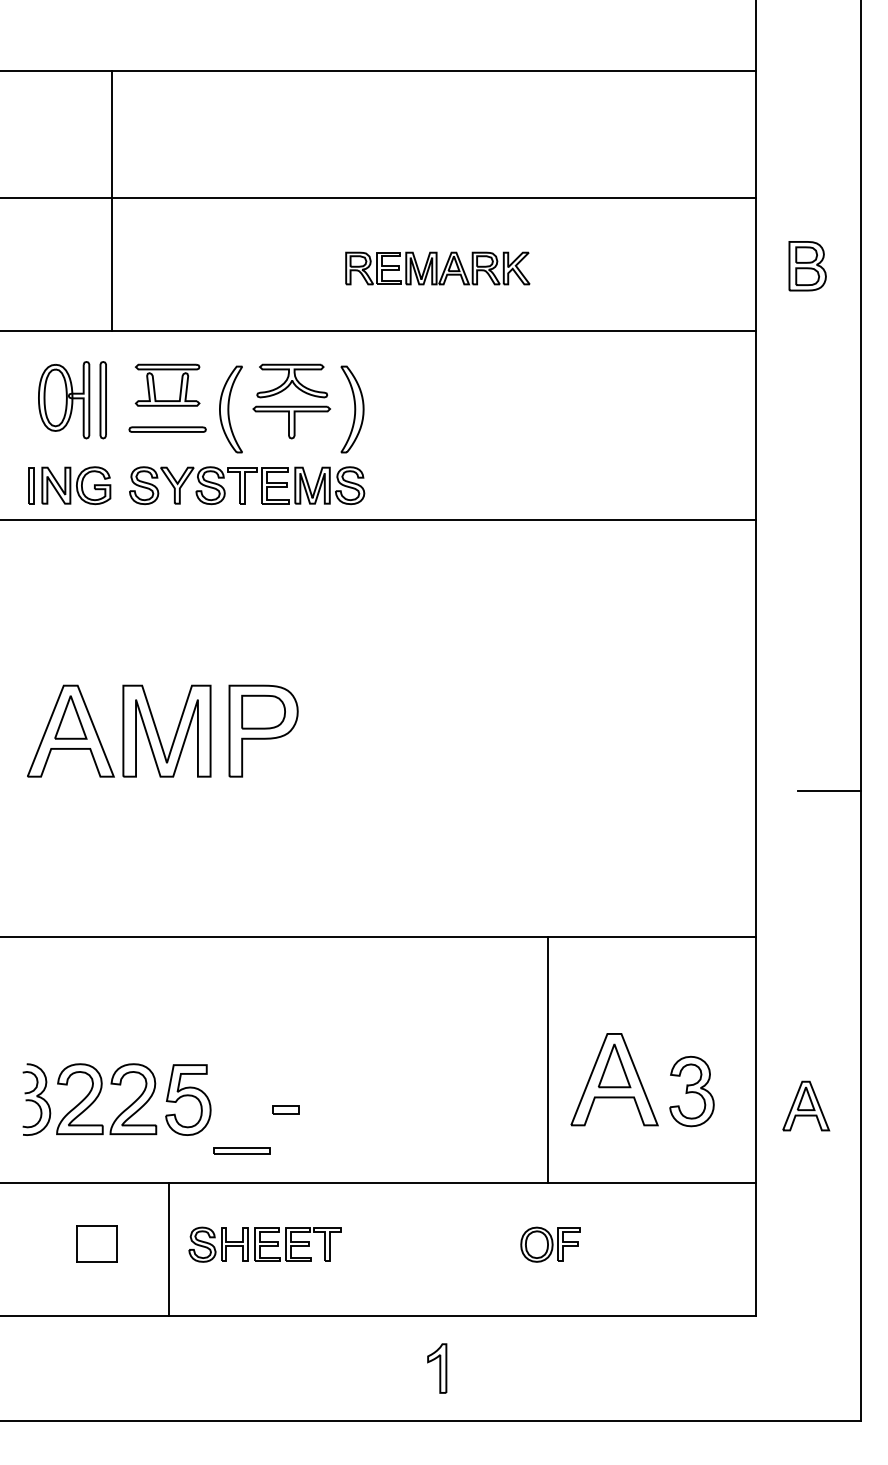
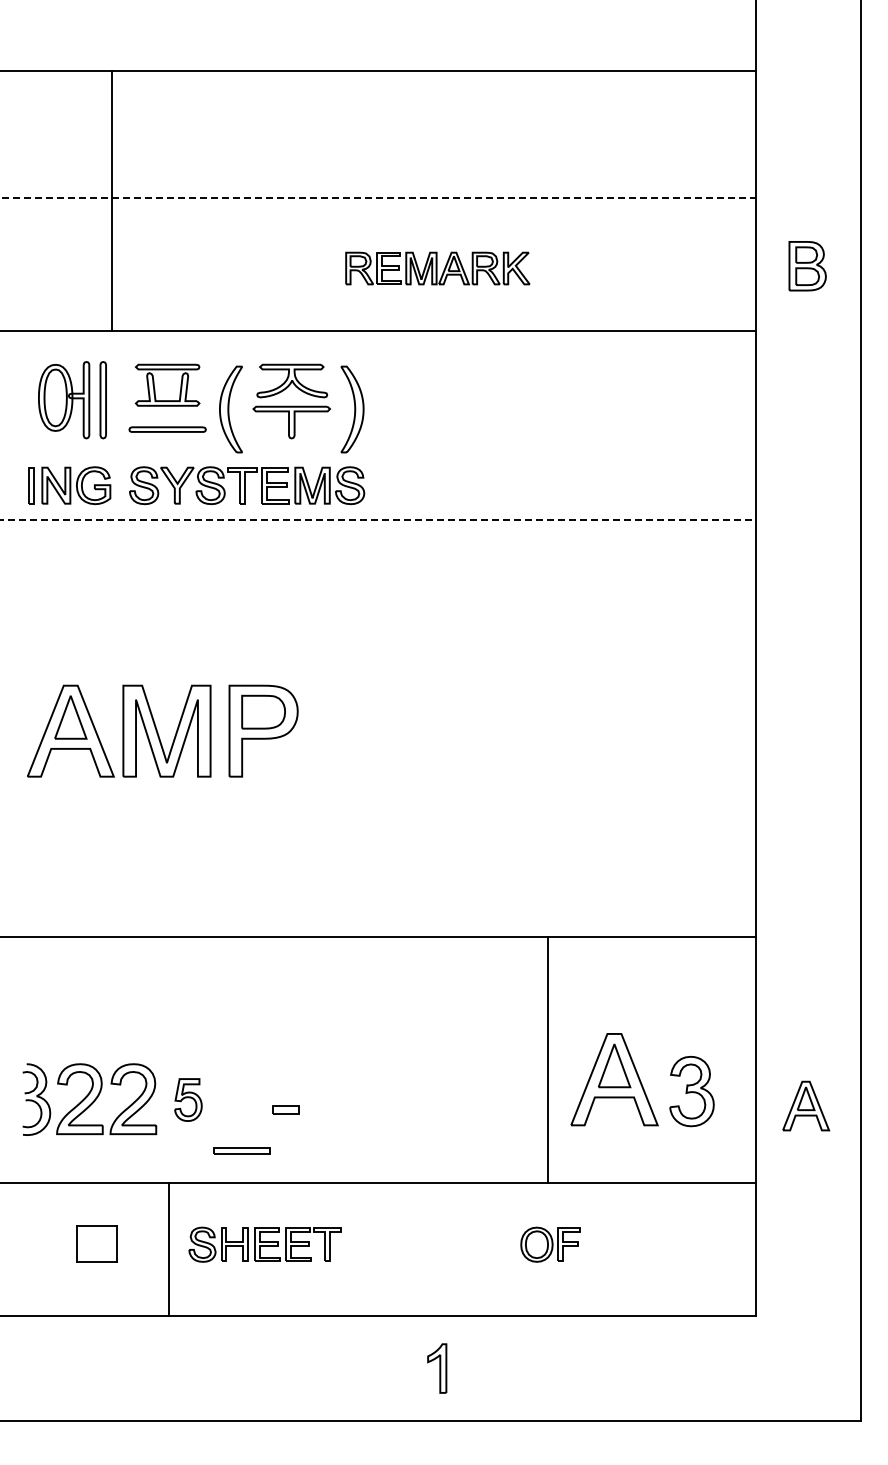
line: solid -> dashed (378, 198)
line: solid -> dashed (378, 520)
line: present -> none (829, 791)
part size: 47x72 px -> 29x44 px (188, 1099)
